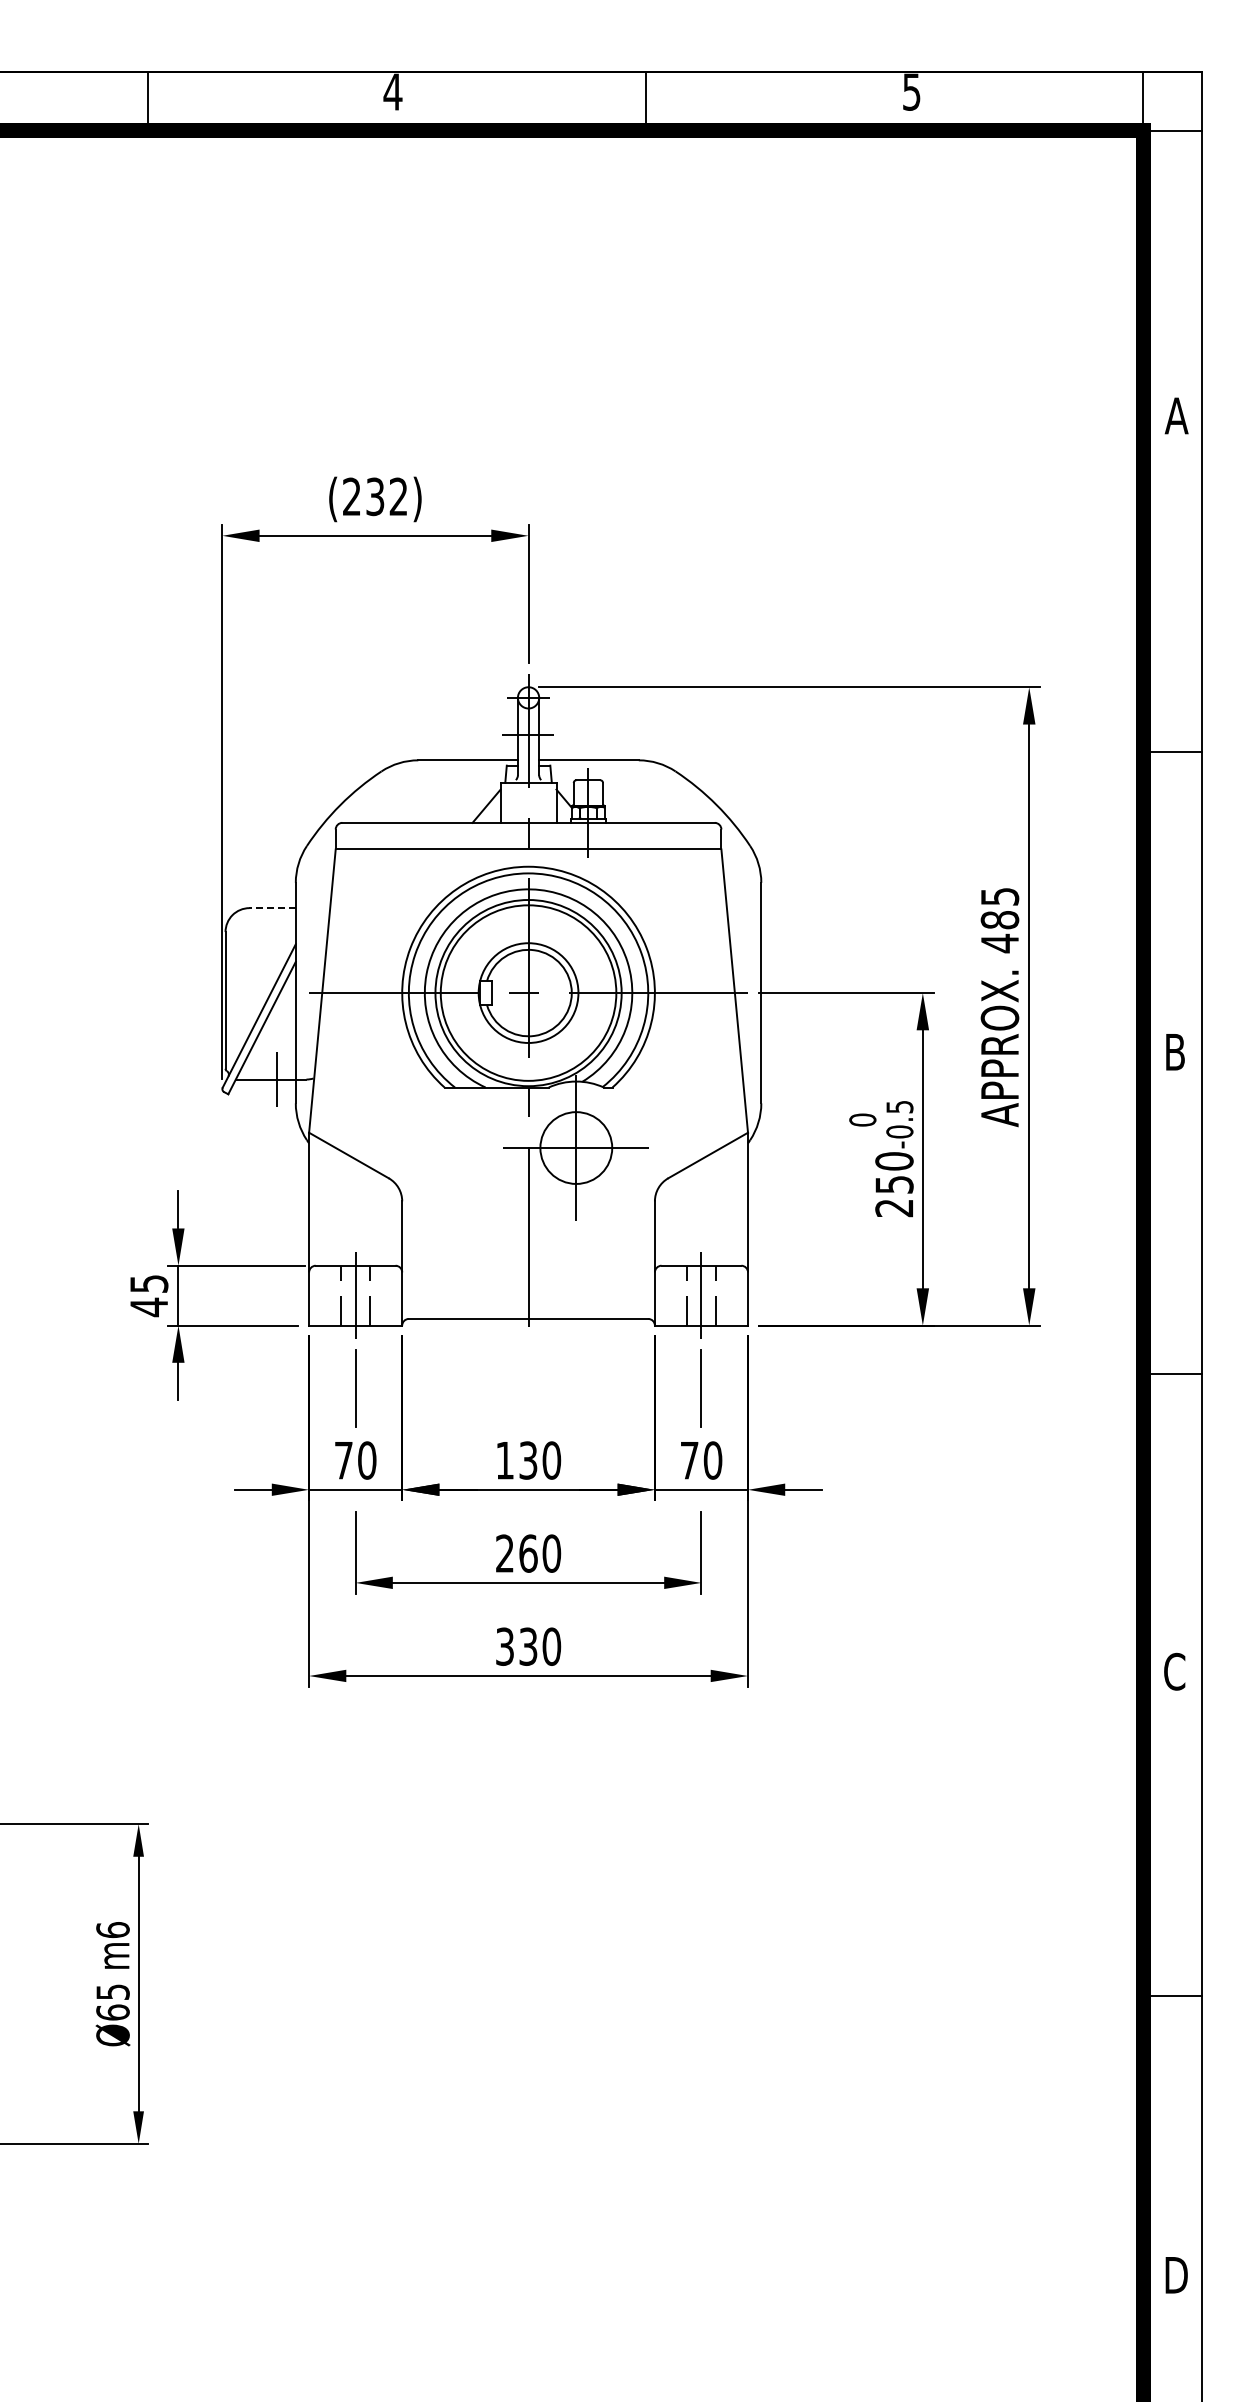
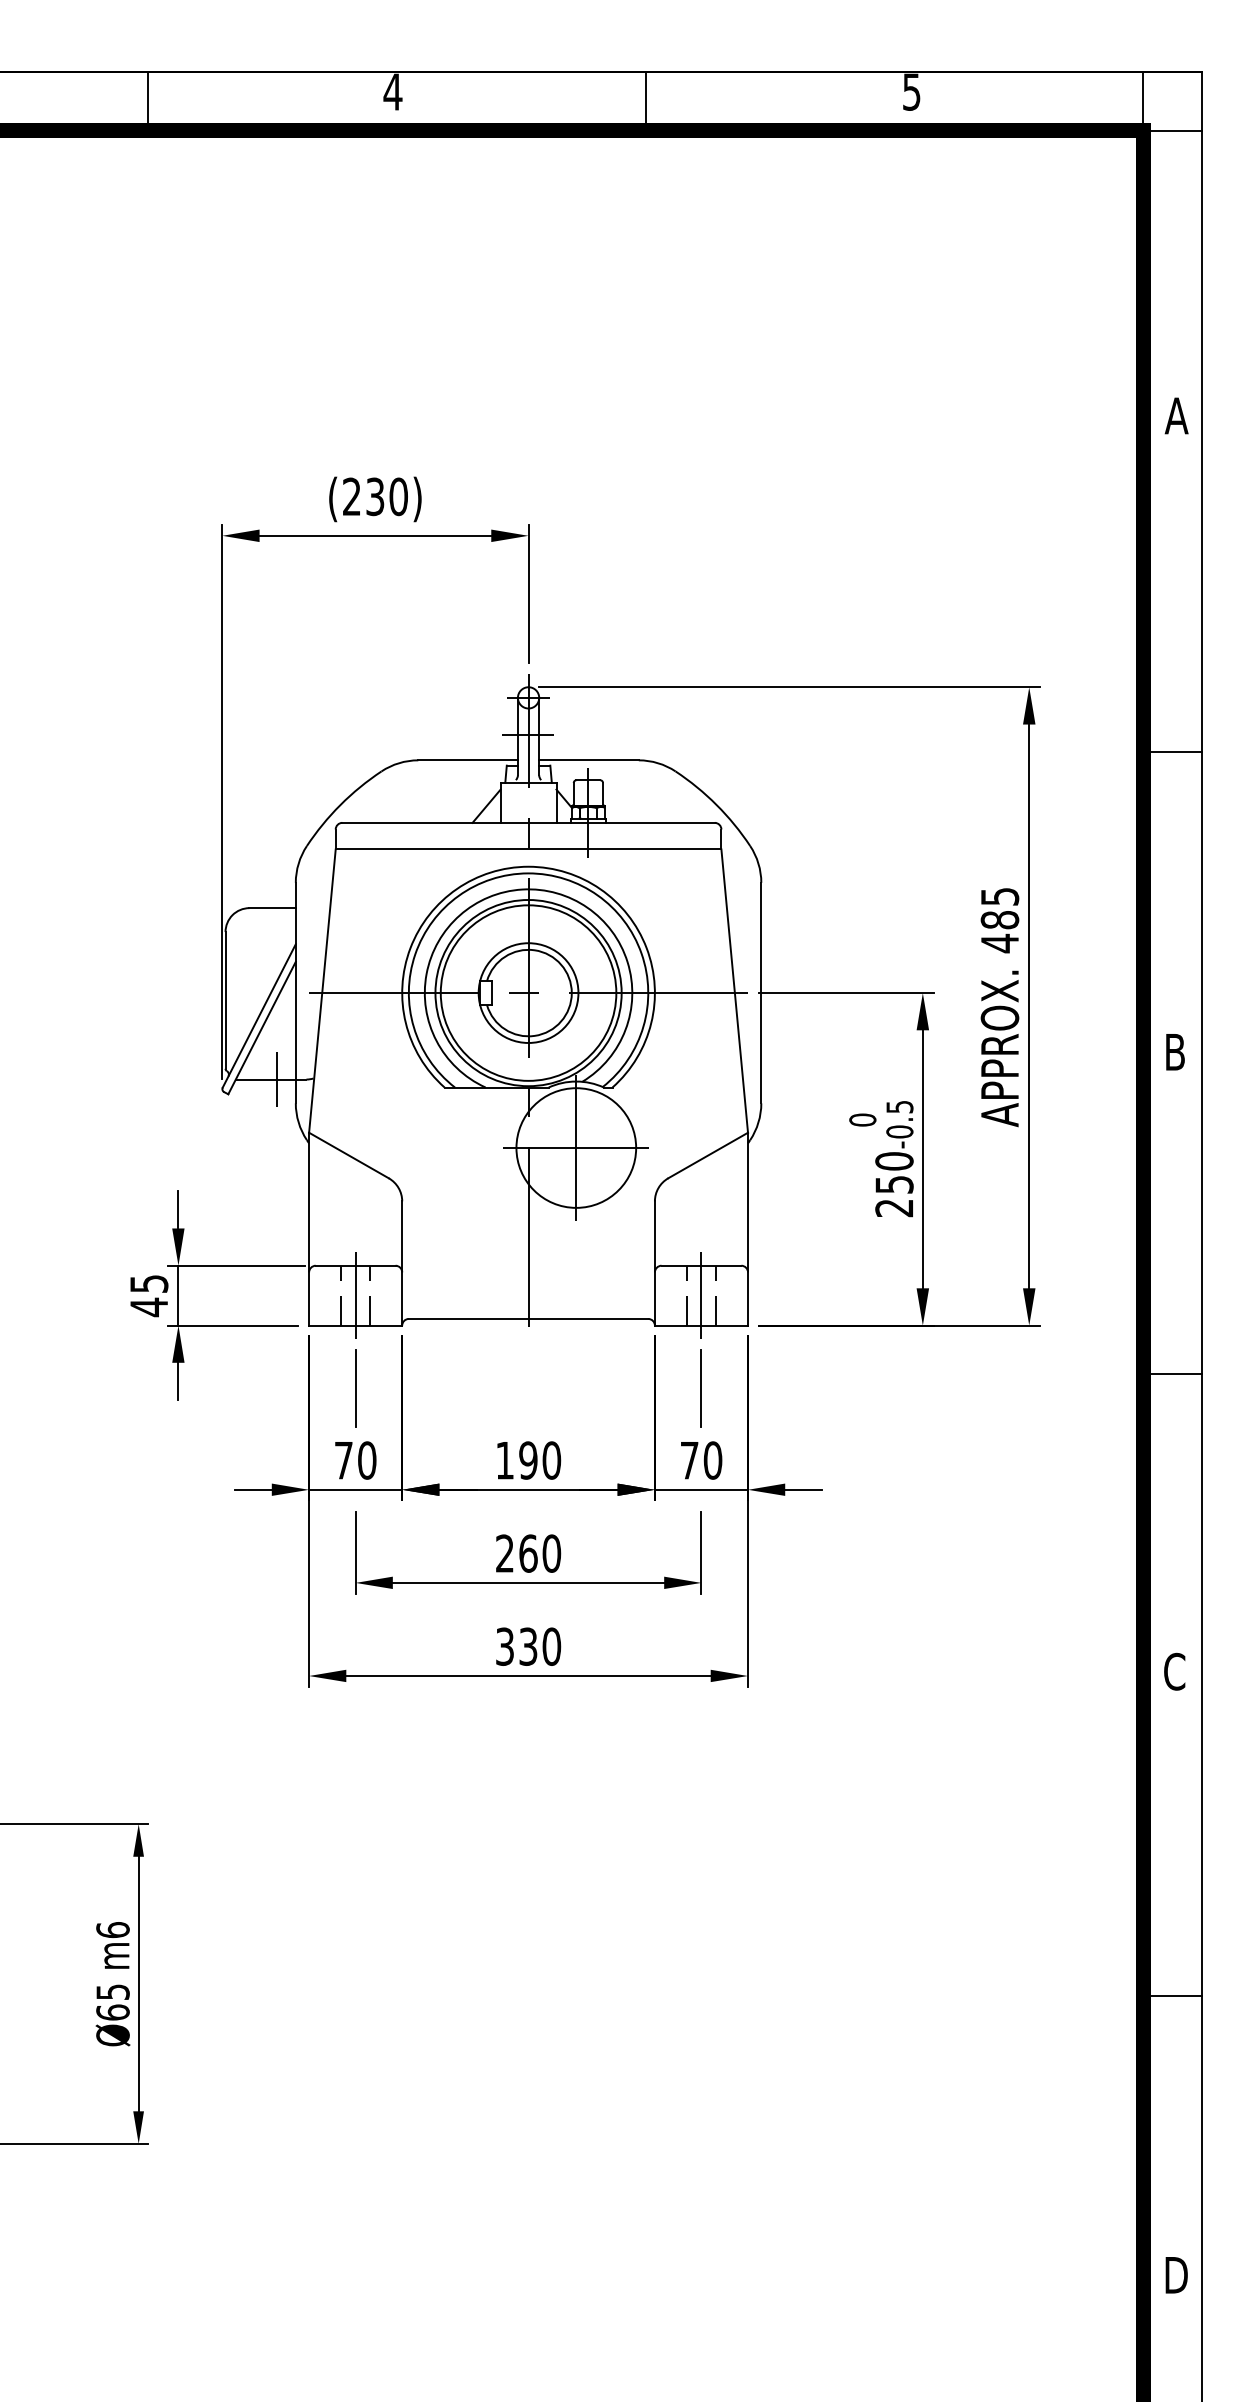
text: (232) -> (230) (398, 496)
line: dashed -> solid (272, 908)
circle diameter: 72 px -> 120 px (576, 1147)
text: 130 -> 190 (528, 1460)
